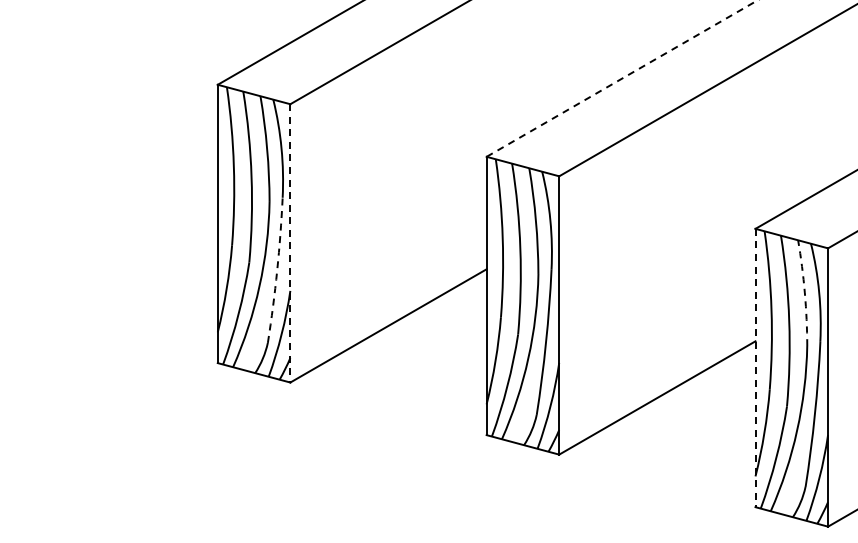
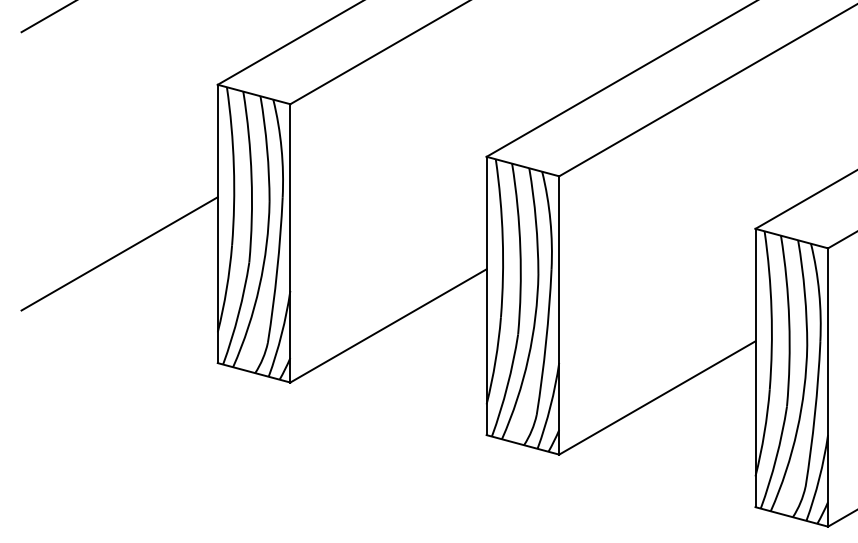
line: none -> present (47, 17)
line: dashed -> solid (622, 78)
line: dashed -> solid (290, 243)
line: none -> present (119, 253)
arc: dashed -> solid (277, 270)
arc: dashed -> solid (804, 292)
line: dashed -> solid (755, 368)
